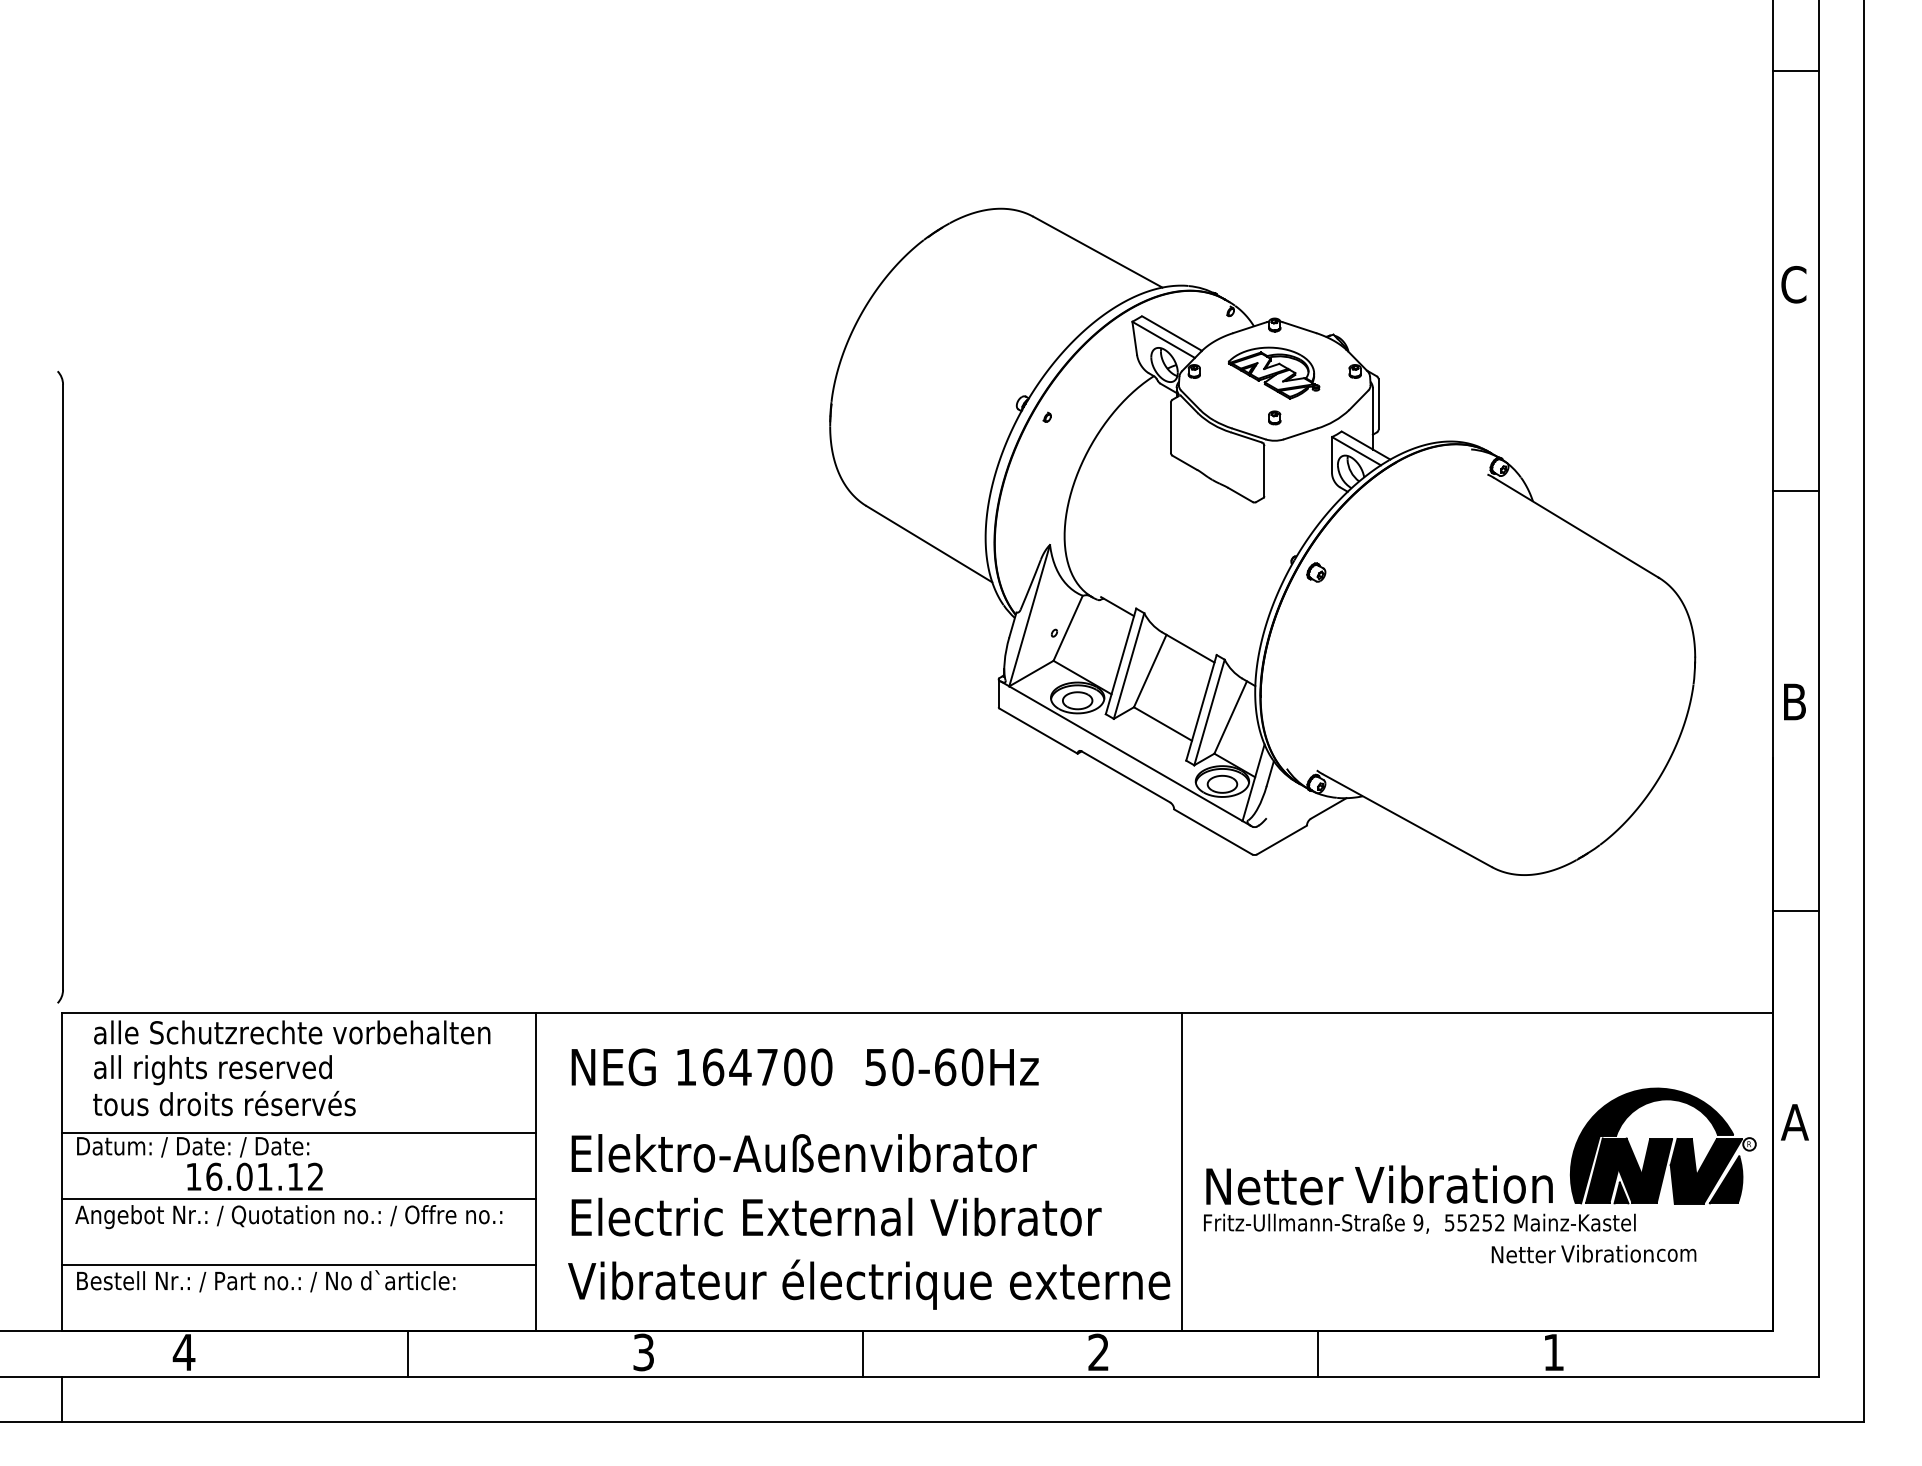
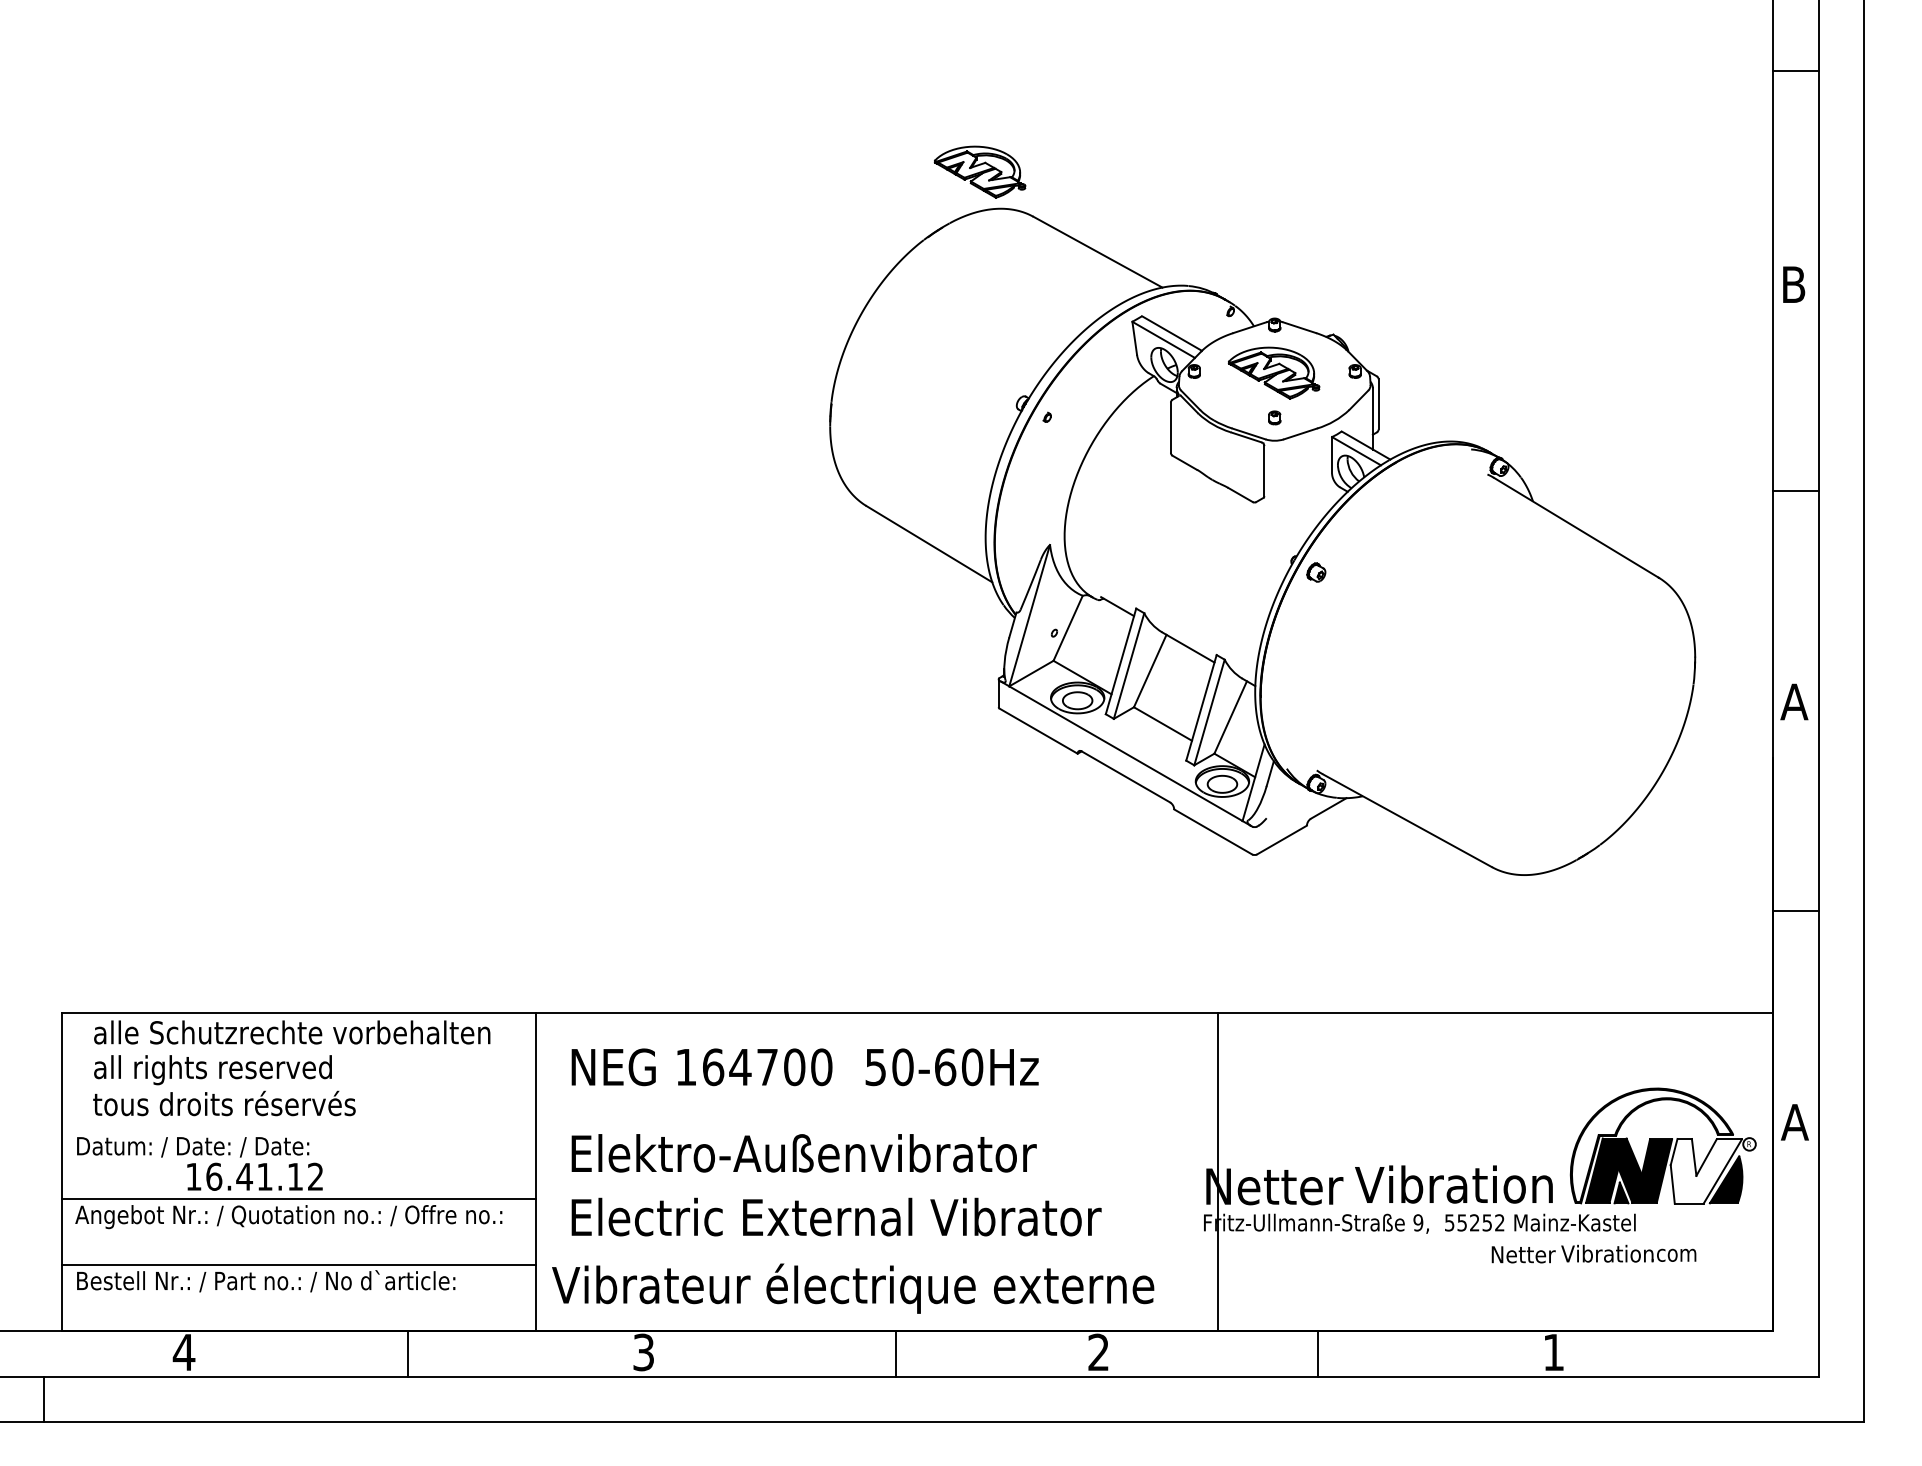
part: none -> present (979, 171)
text: C -> B (1793, 284)
part: present -> none (60, 686)
text: B -> A (1794, 701)
line: present -> none (298, 1133)
fill: present -> none (1651, 1145)
fill: present -> none (1705, 1170)
line position: (1181, 1171) -> (1217, 1171) (1217, 1171)
text: 16.01.12 -> 16.41.12 (244, 1176)
text position: (869, 1284) -> (853, 1288) (853, 1288)
line position: (863, 1353) -> (896, 1353) (896, 1353)
line position: (62, 1399) -> (44, 1399) (44, 1399)
